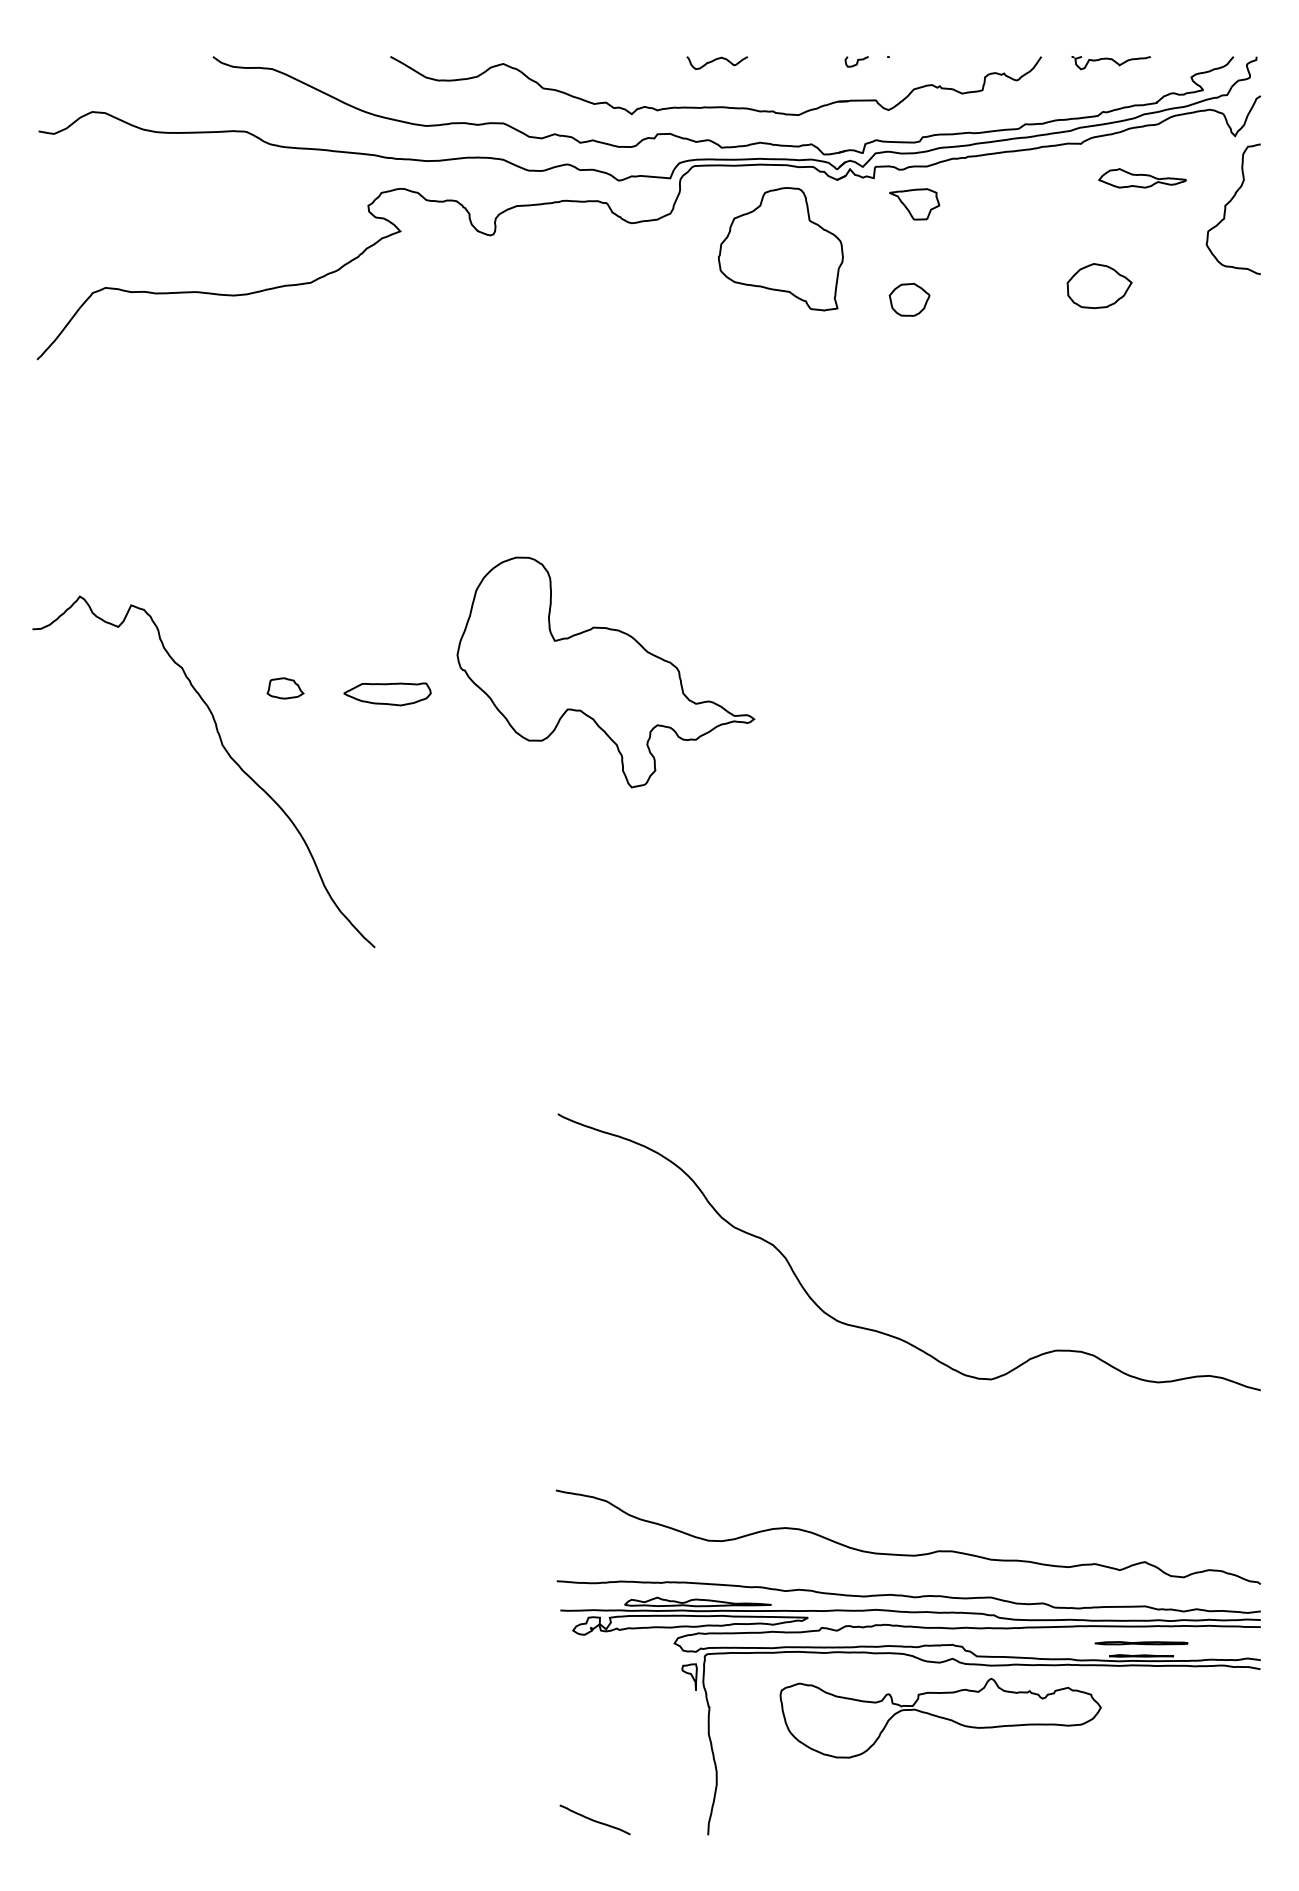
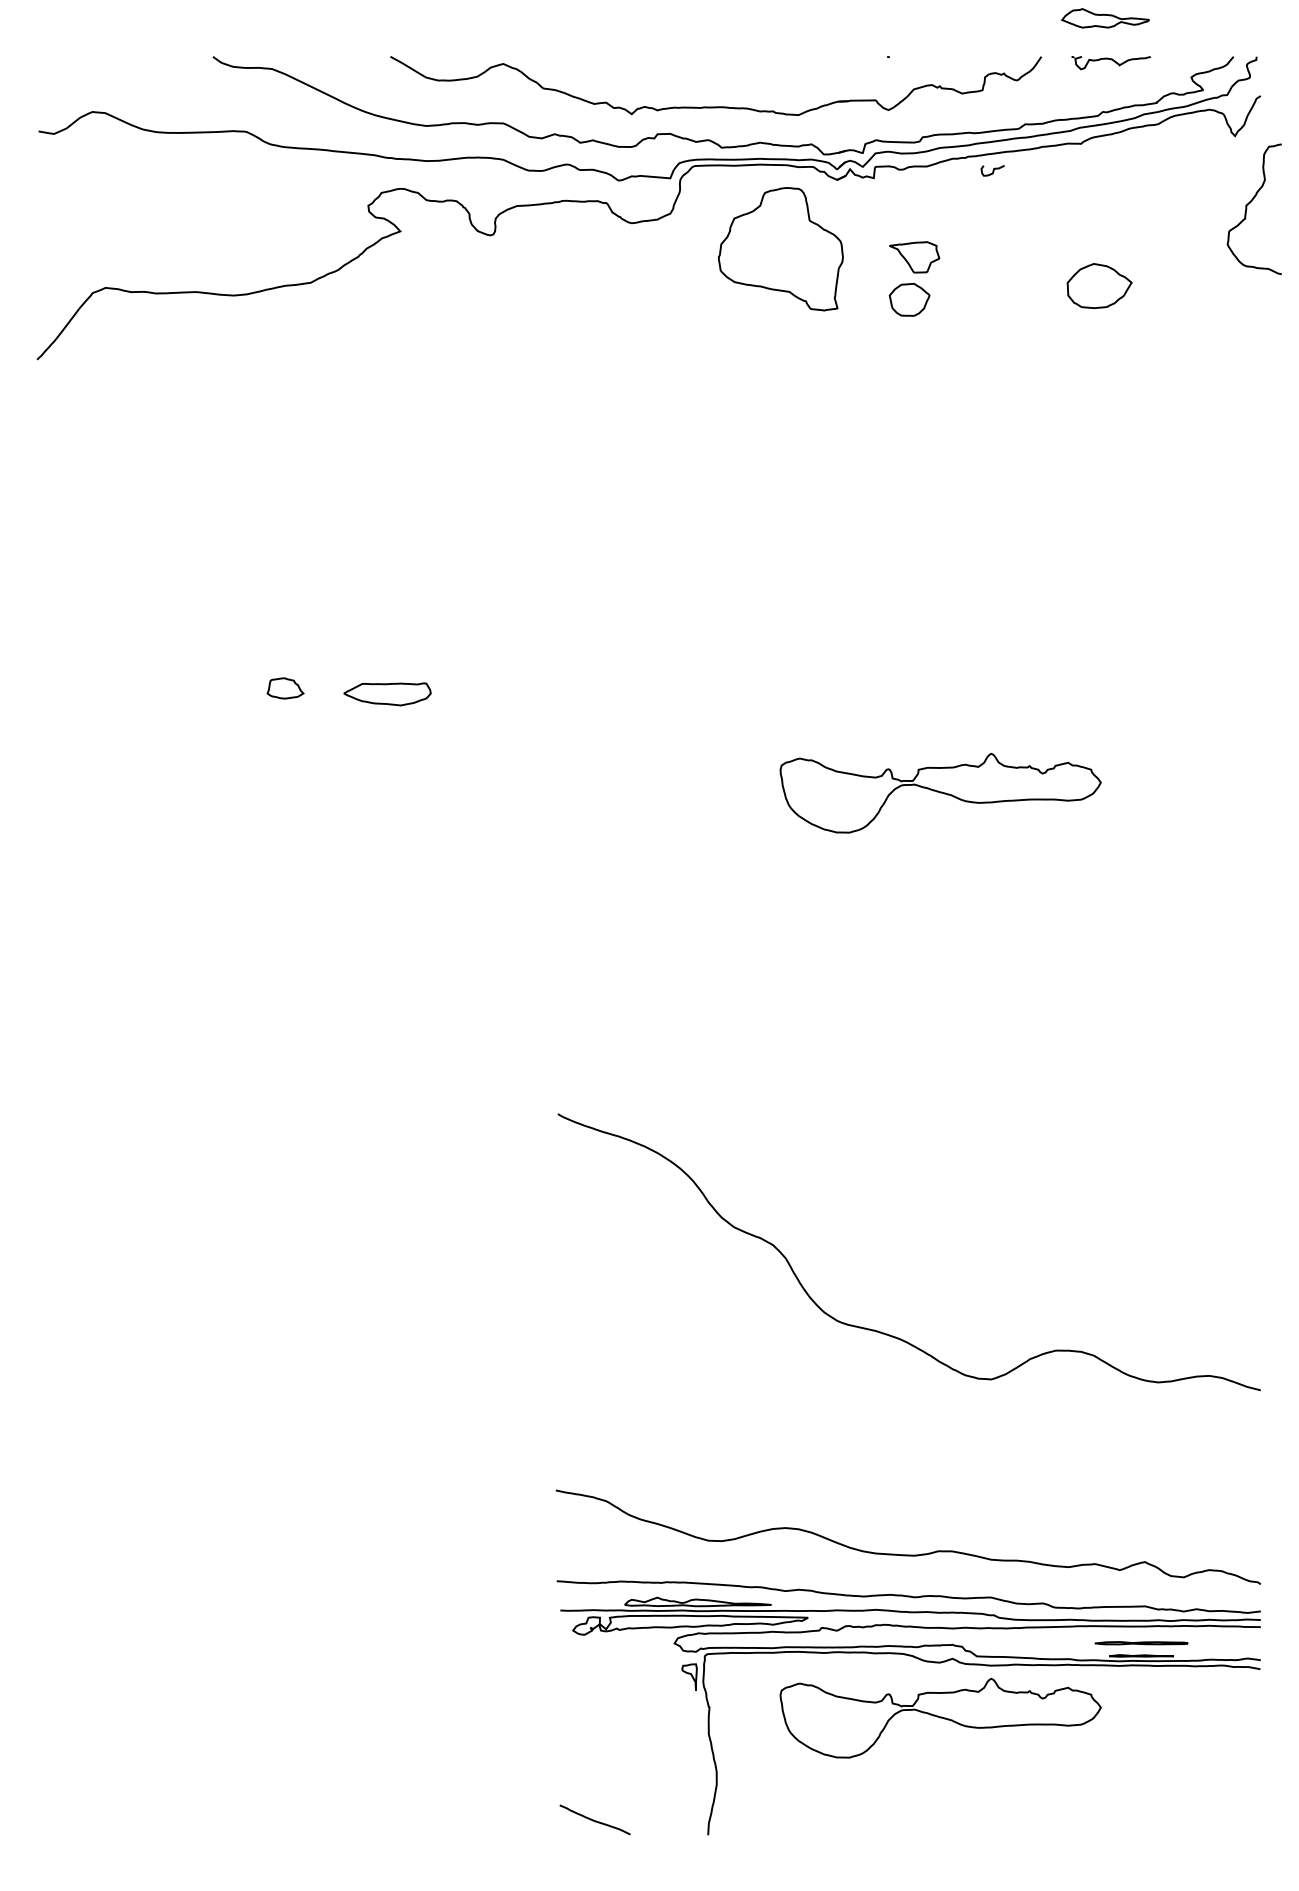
curve: present -> none (716, 60)
part position: (856, 61) -> (992, 170) (992, 170)
part position: (1142, 178) -> (1105, 18) (1105, 18)
part position: (914, 204) -> (914, 257) (914, 257)
curve position: (1228, 204) -> (1249, 204) (1249, 204)
part: present -> none (605, 672)
curve: present -> none (227, 754)
part: none -> present (940, 792)
